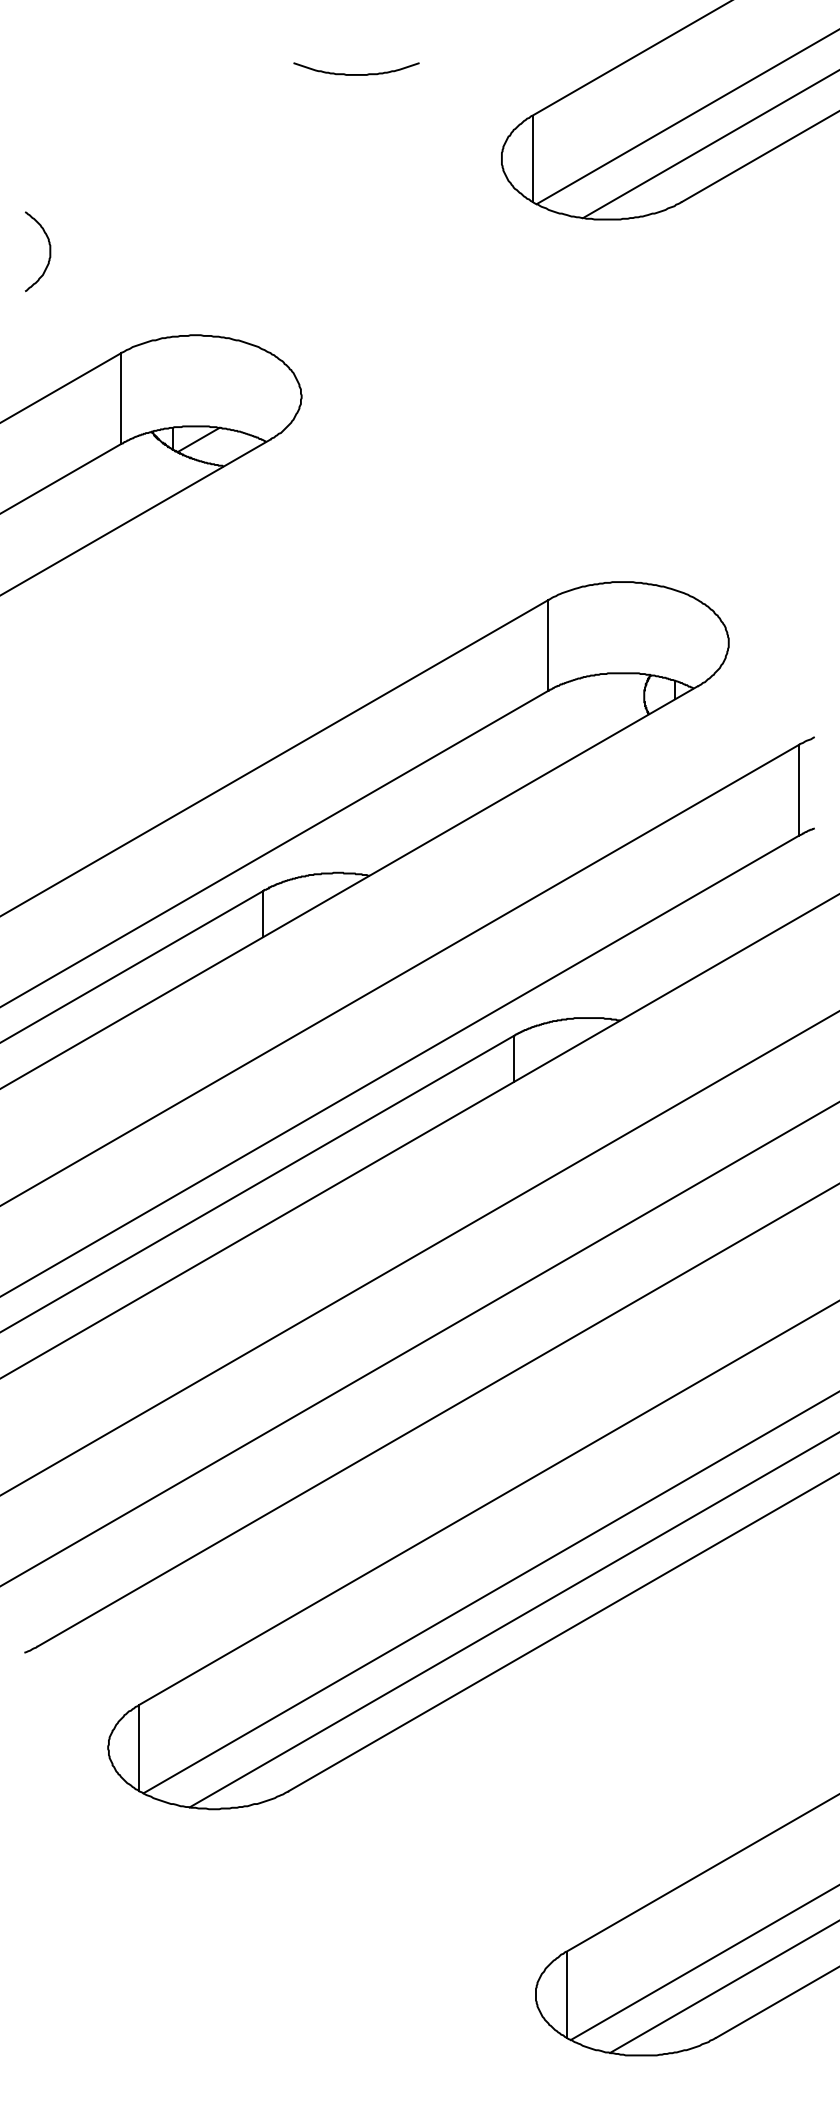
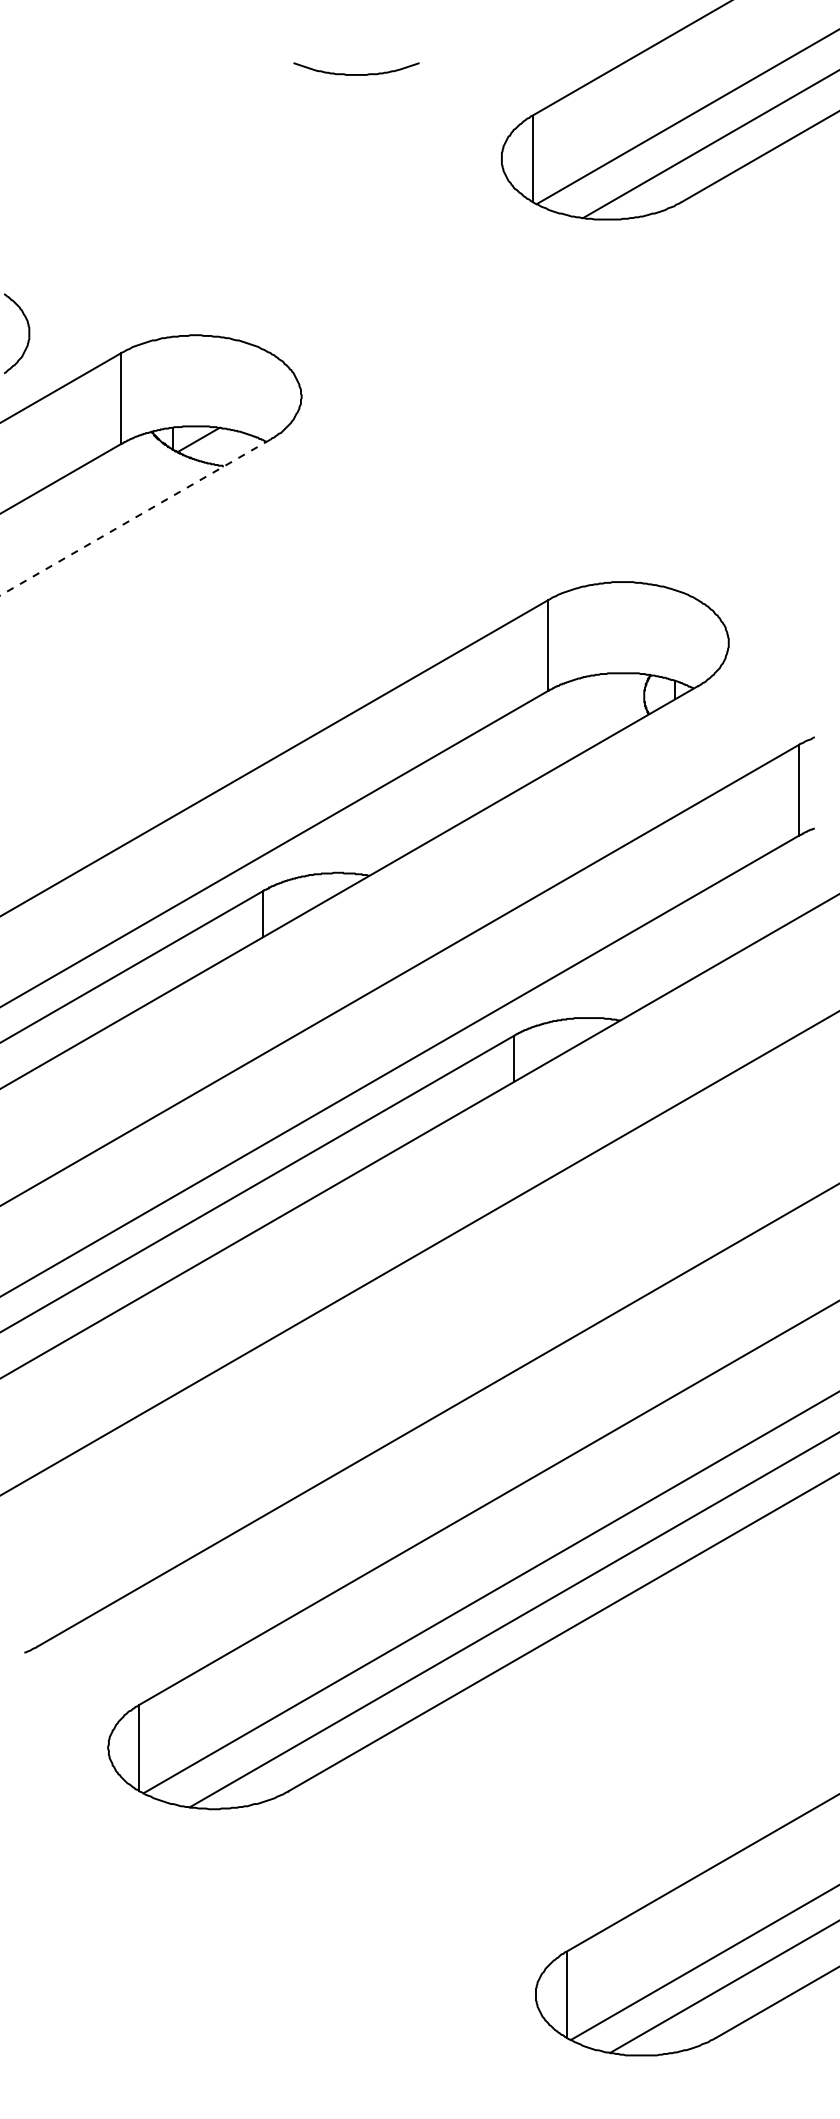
curve position: (49, 251) -> (28, 333) (28, 333)
line: solid -> dashed (135, 517)
line: present -> none (419, 1344)
